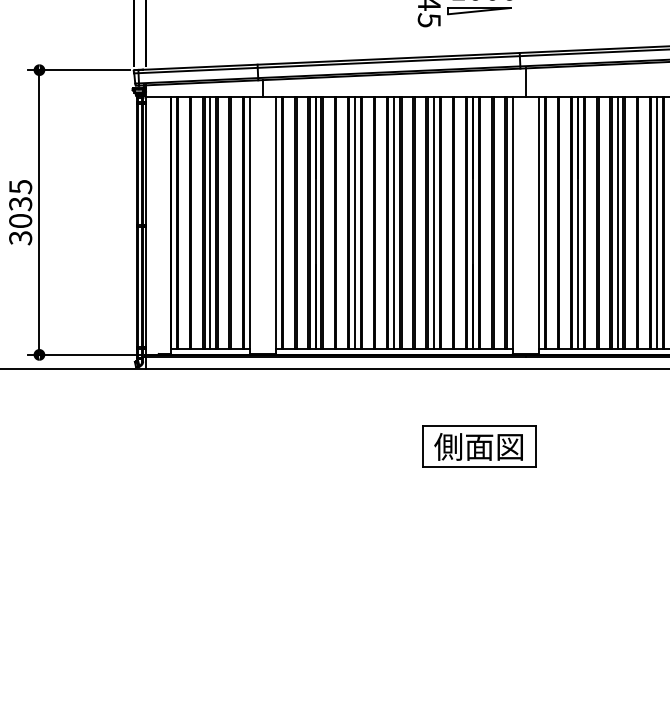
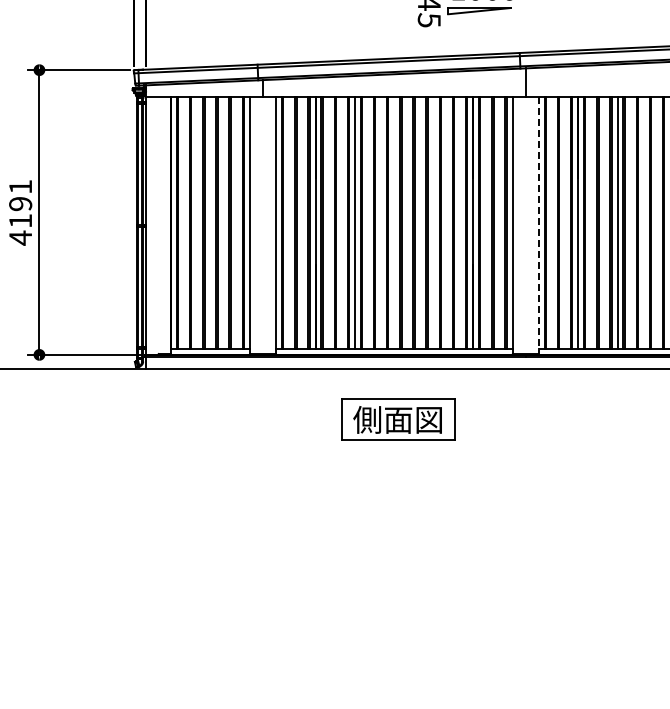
text: 3035 -> 4191 (20, 212)
line: present -> none (210, 223)
line: present -> none (394, 223)
line: present -> none (433, 223)
line: present -> none (656, 223)
line: solid -> dashed (538, 225)
part position: (479, 446) -> (398, 419) (398, 419)
